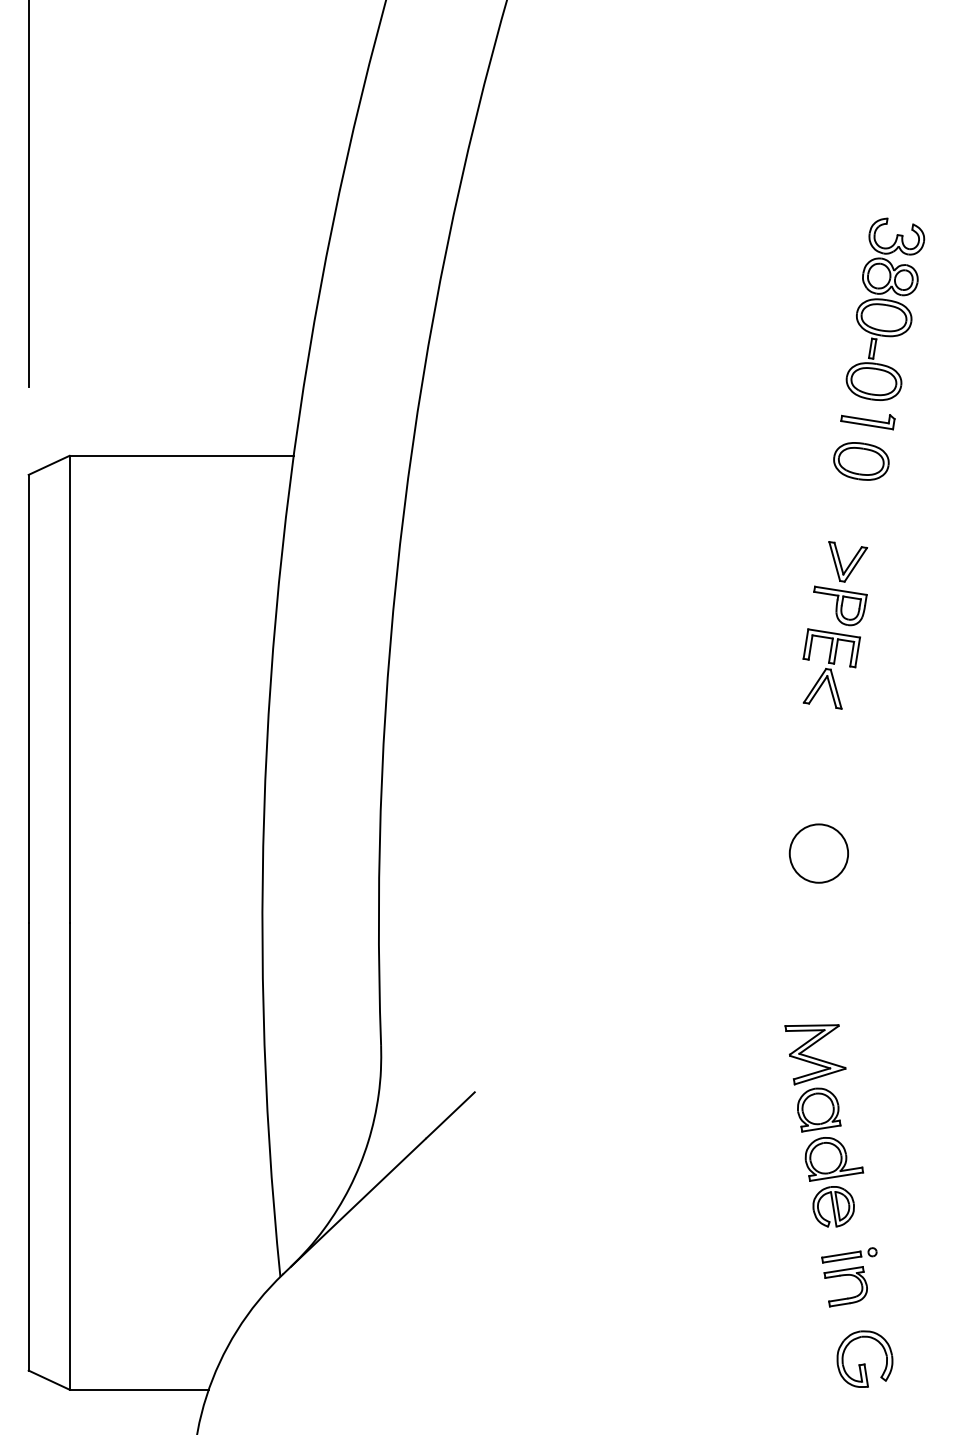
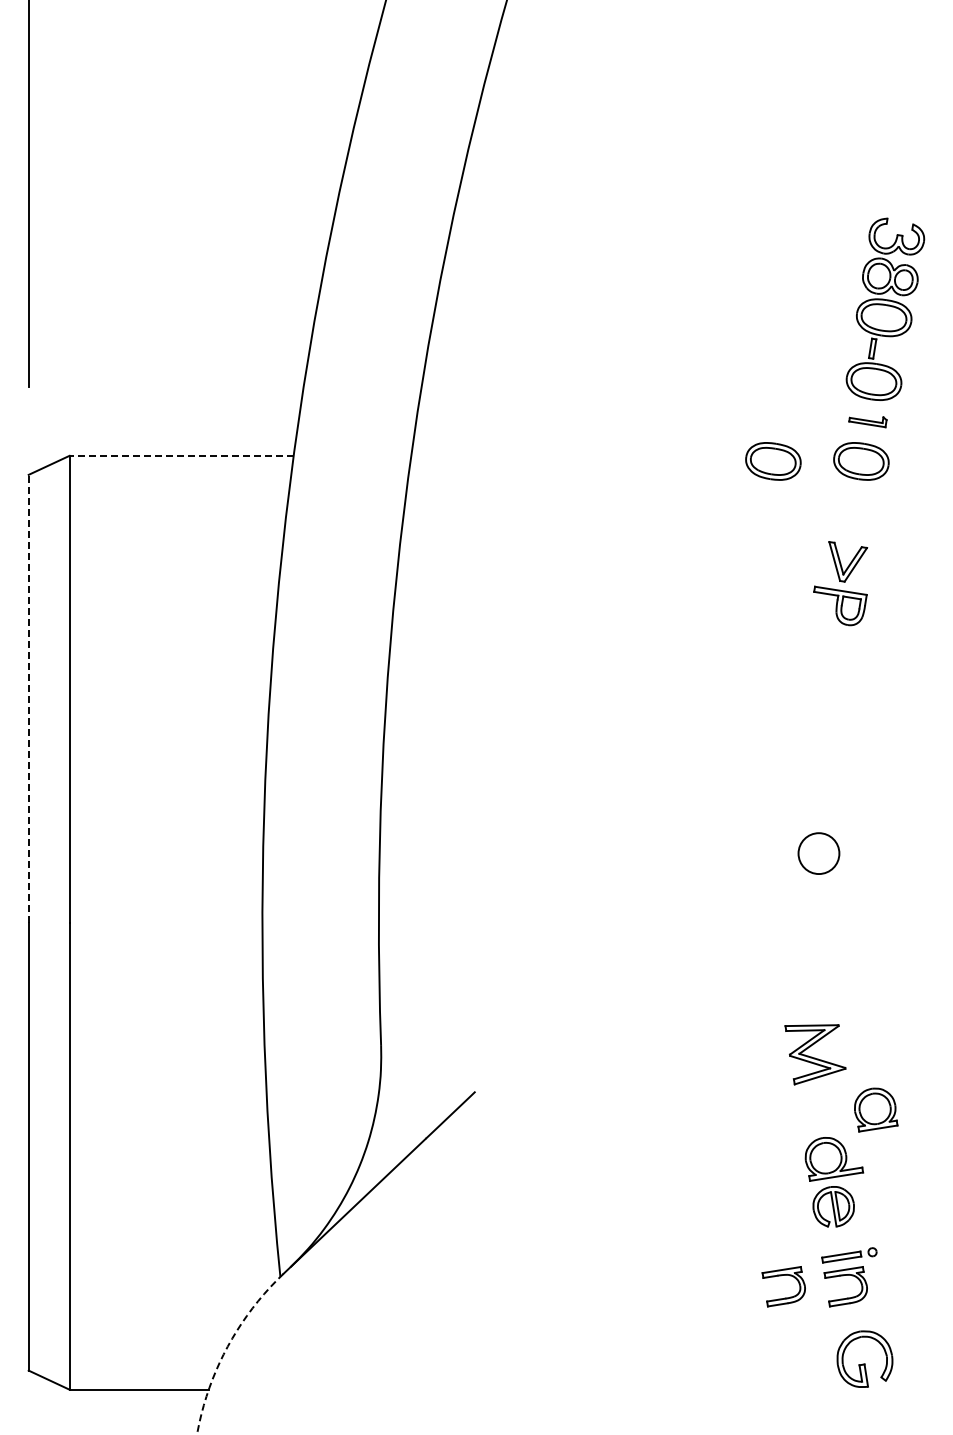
part size: 56x17 px -> 40x13 px (867, 422)
line: solid -> dashed (181, 455)
part: none -> present (773, 461)
part: present -> none (831, 668)
line: solid -> dashed (28, 698)
circle diameter: 58 px -> 41 px (818, 853)
part position: (819, 1109) -> (876, 1109) (876, 1109)
part: none -> present (781, 1276)
arc: solid -> dashed (226, 1348)
